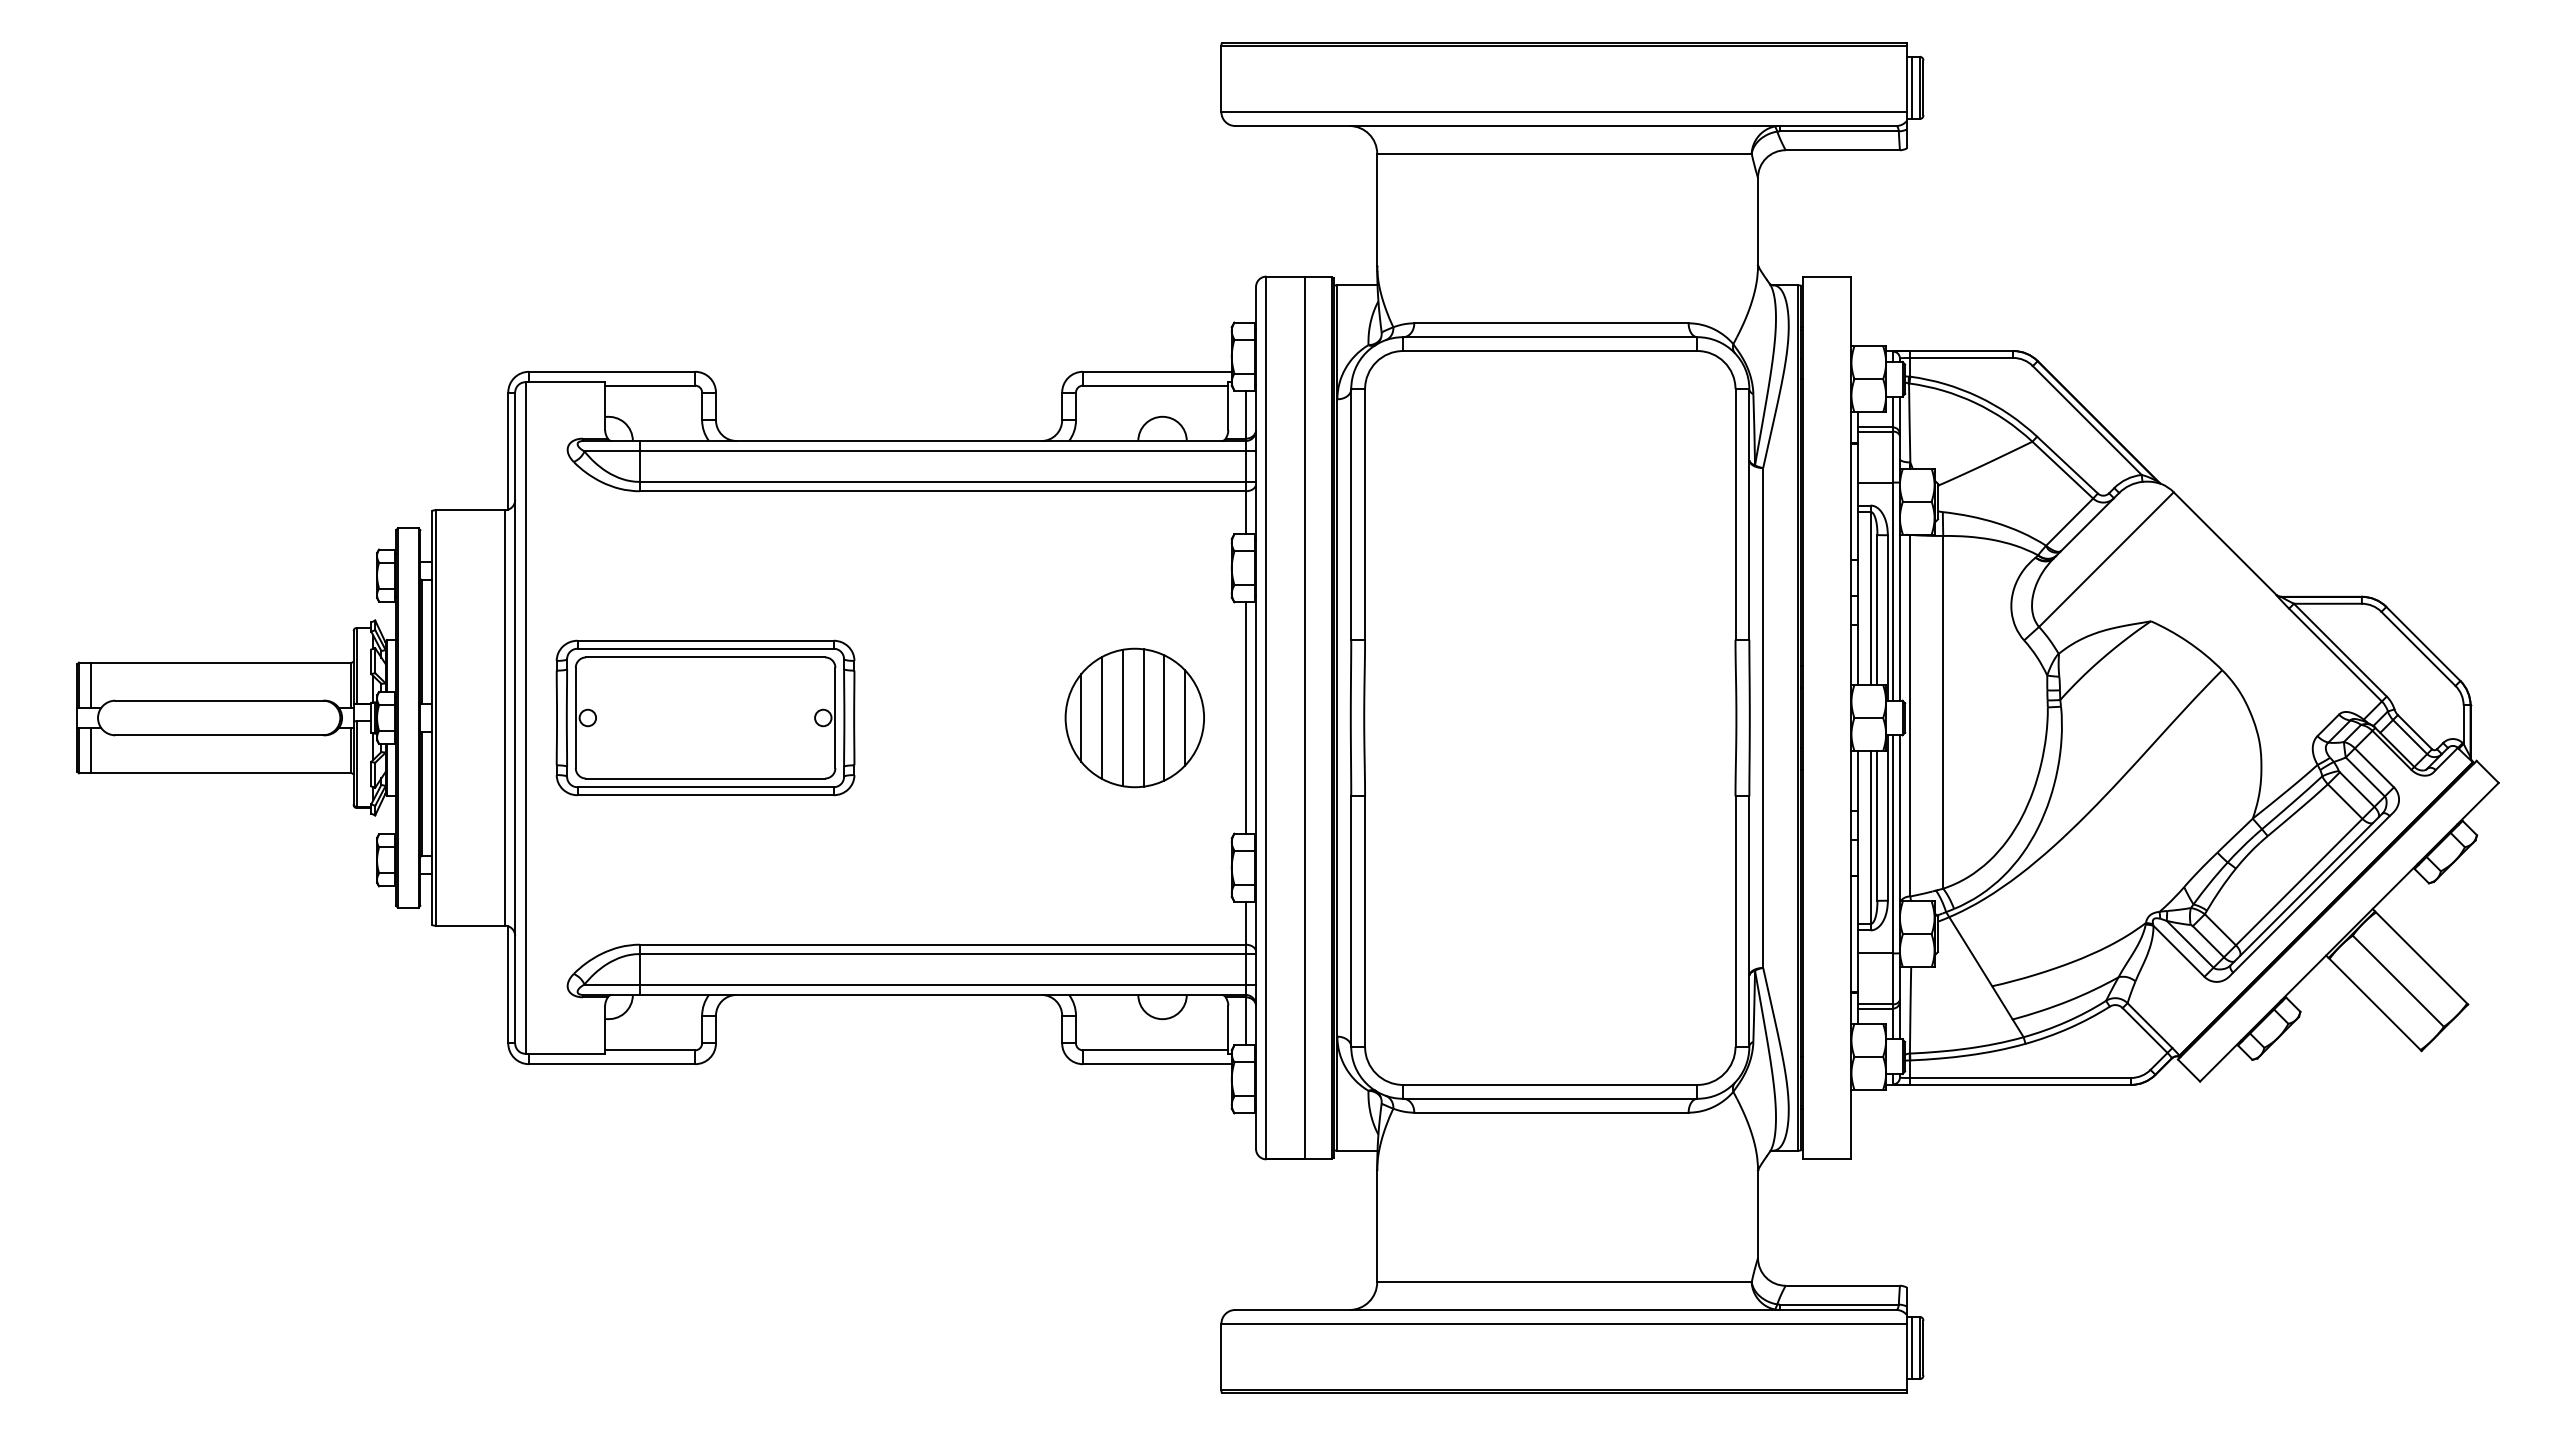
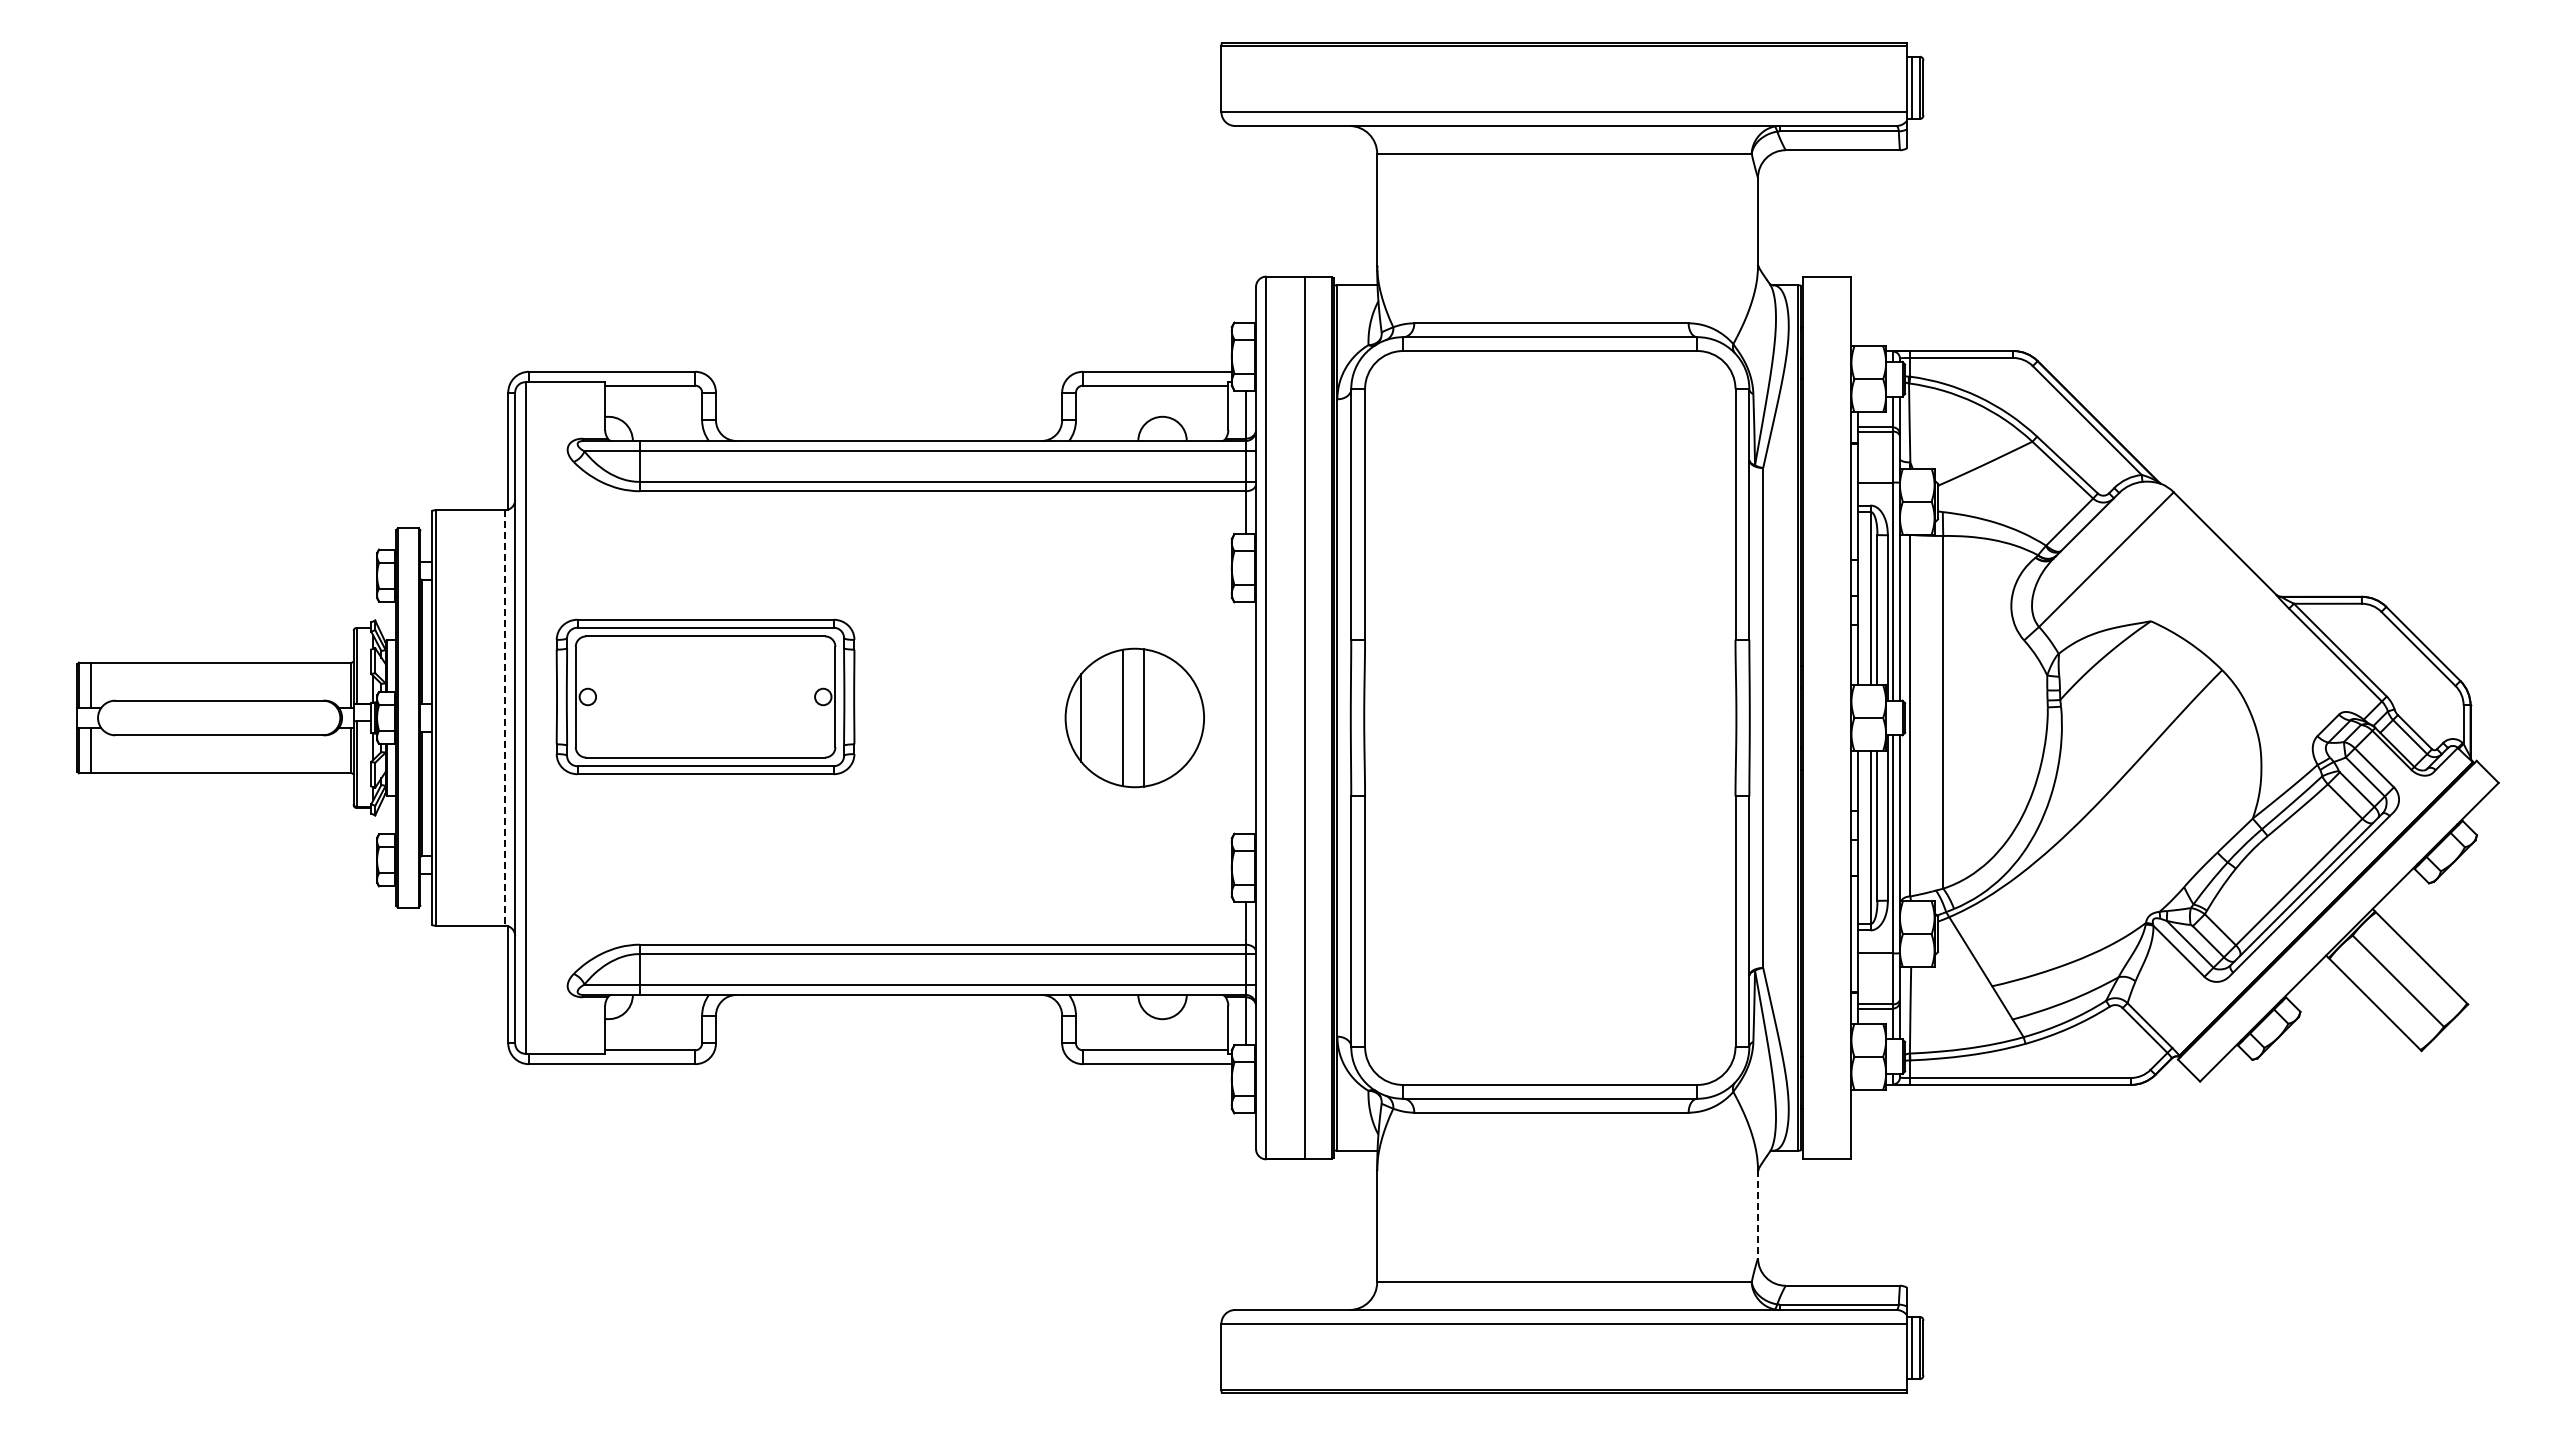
part position: (705, 717) -> (705, 696) (705, 696)
line: present -> none (1101, 717)
line: present -> none (1164, 717)
line: present -> none (1185, 717)
line: present -> none (1245, 717)
line: solid -> dashed (504, 718)
line: solid -> dashed (1758, 1214)
